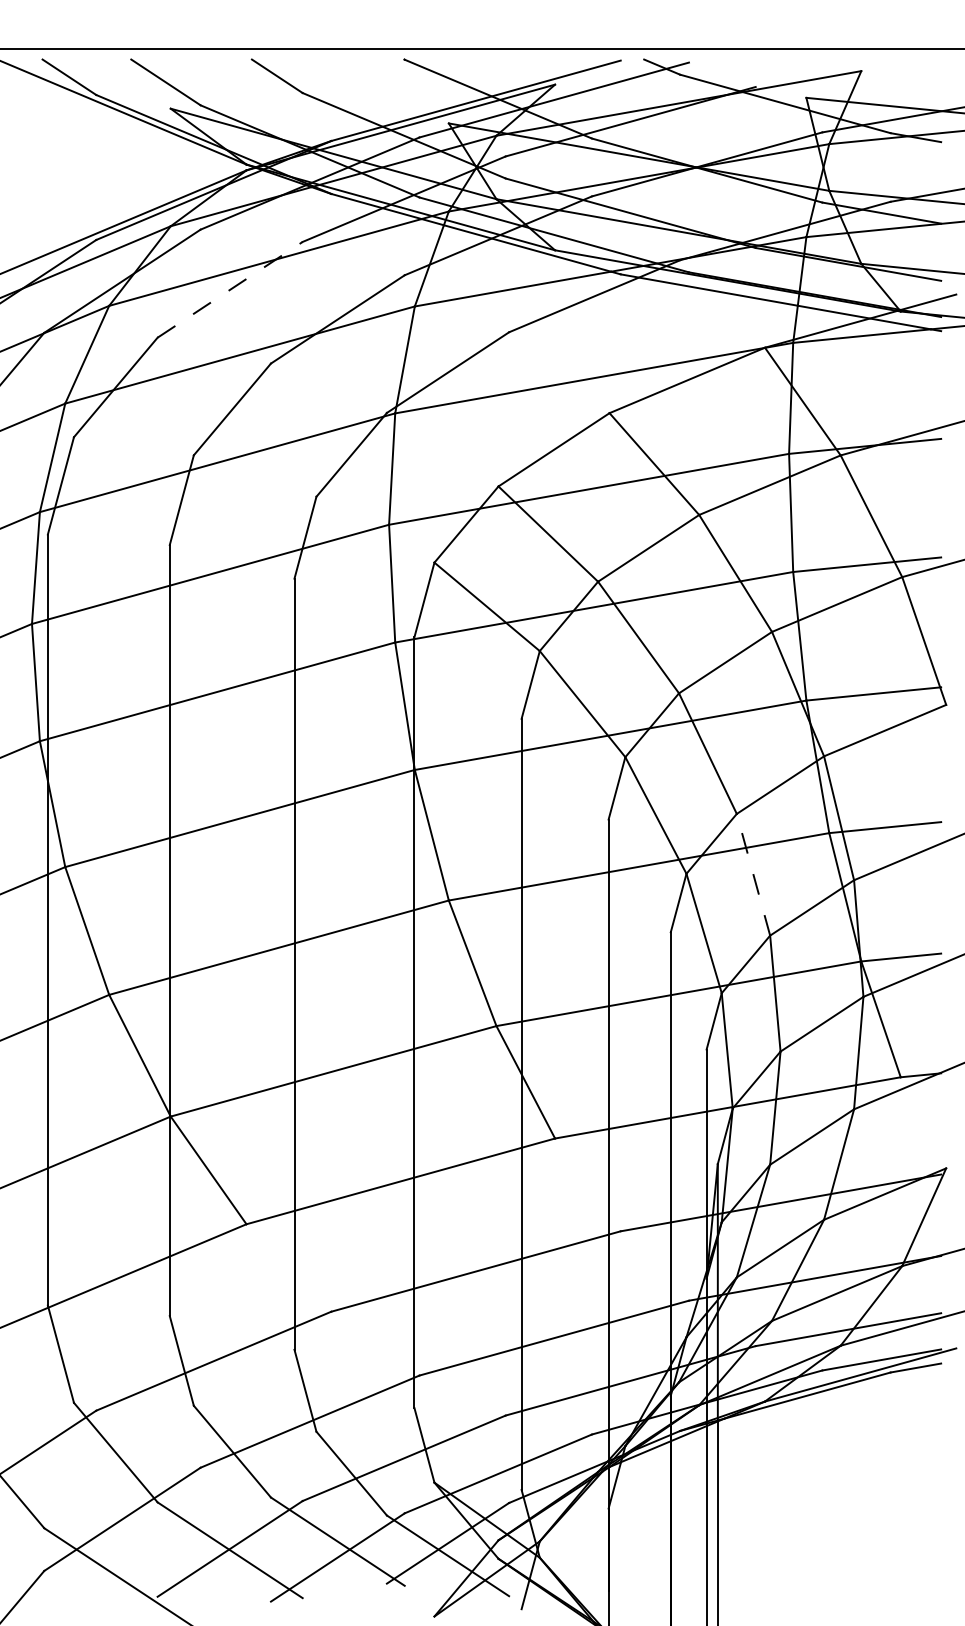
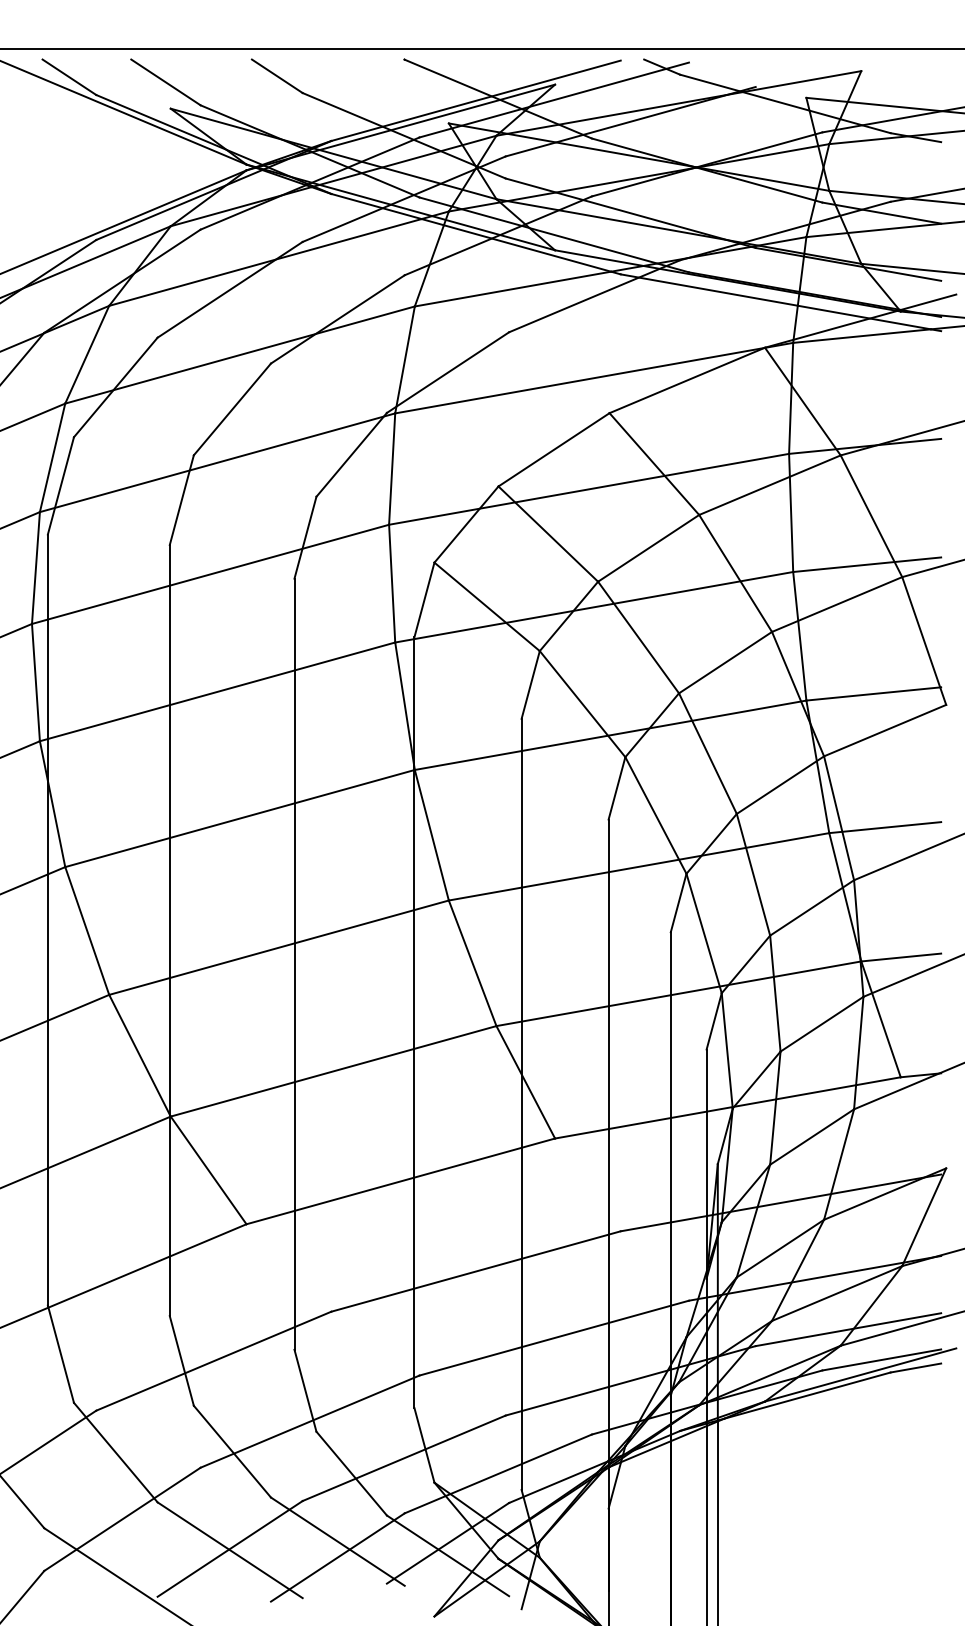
line: dashed -> solid (230, 289)
line: dashed -> solid (753, 874)
